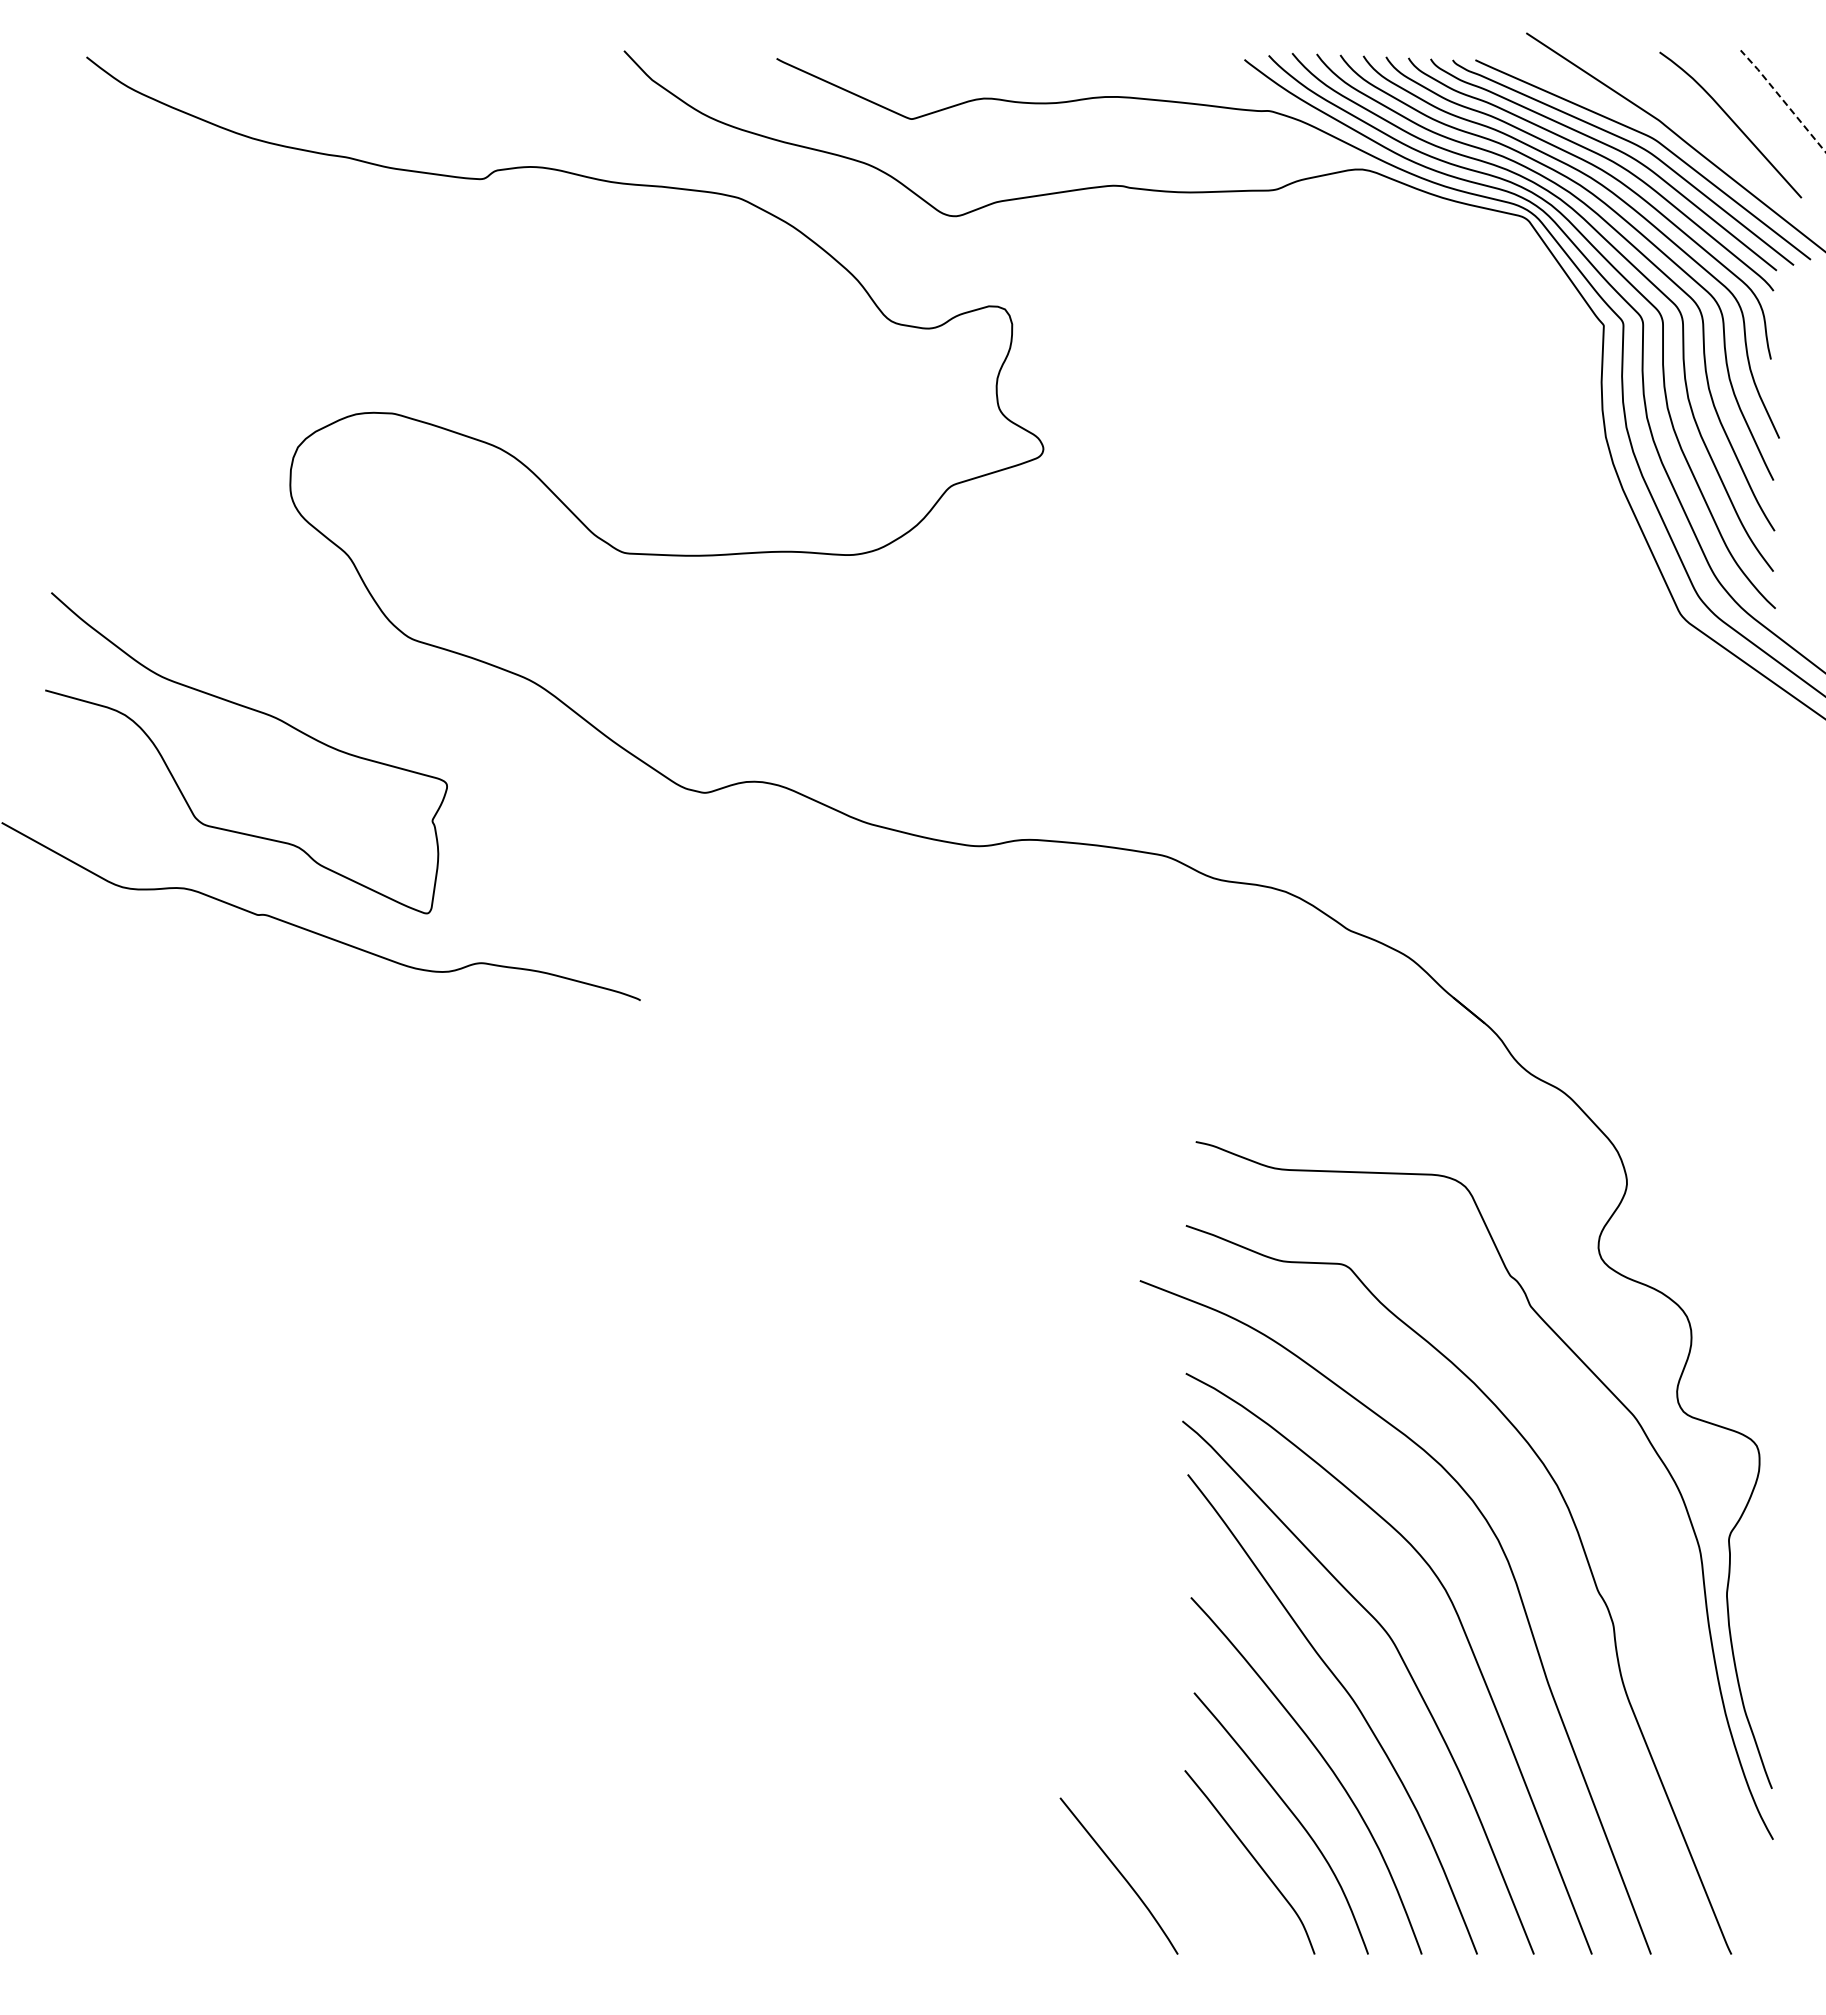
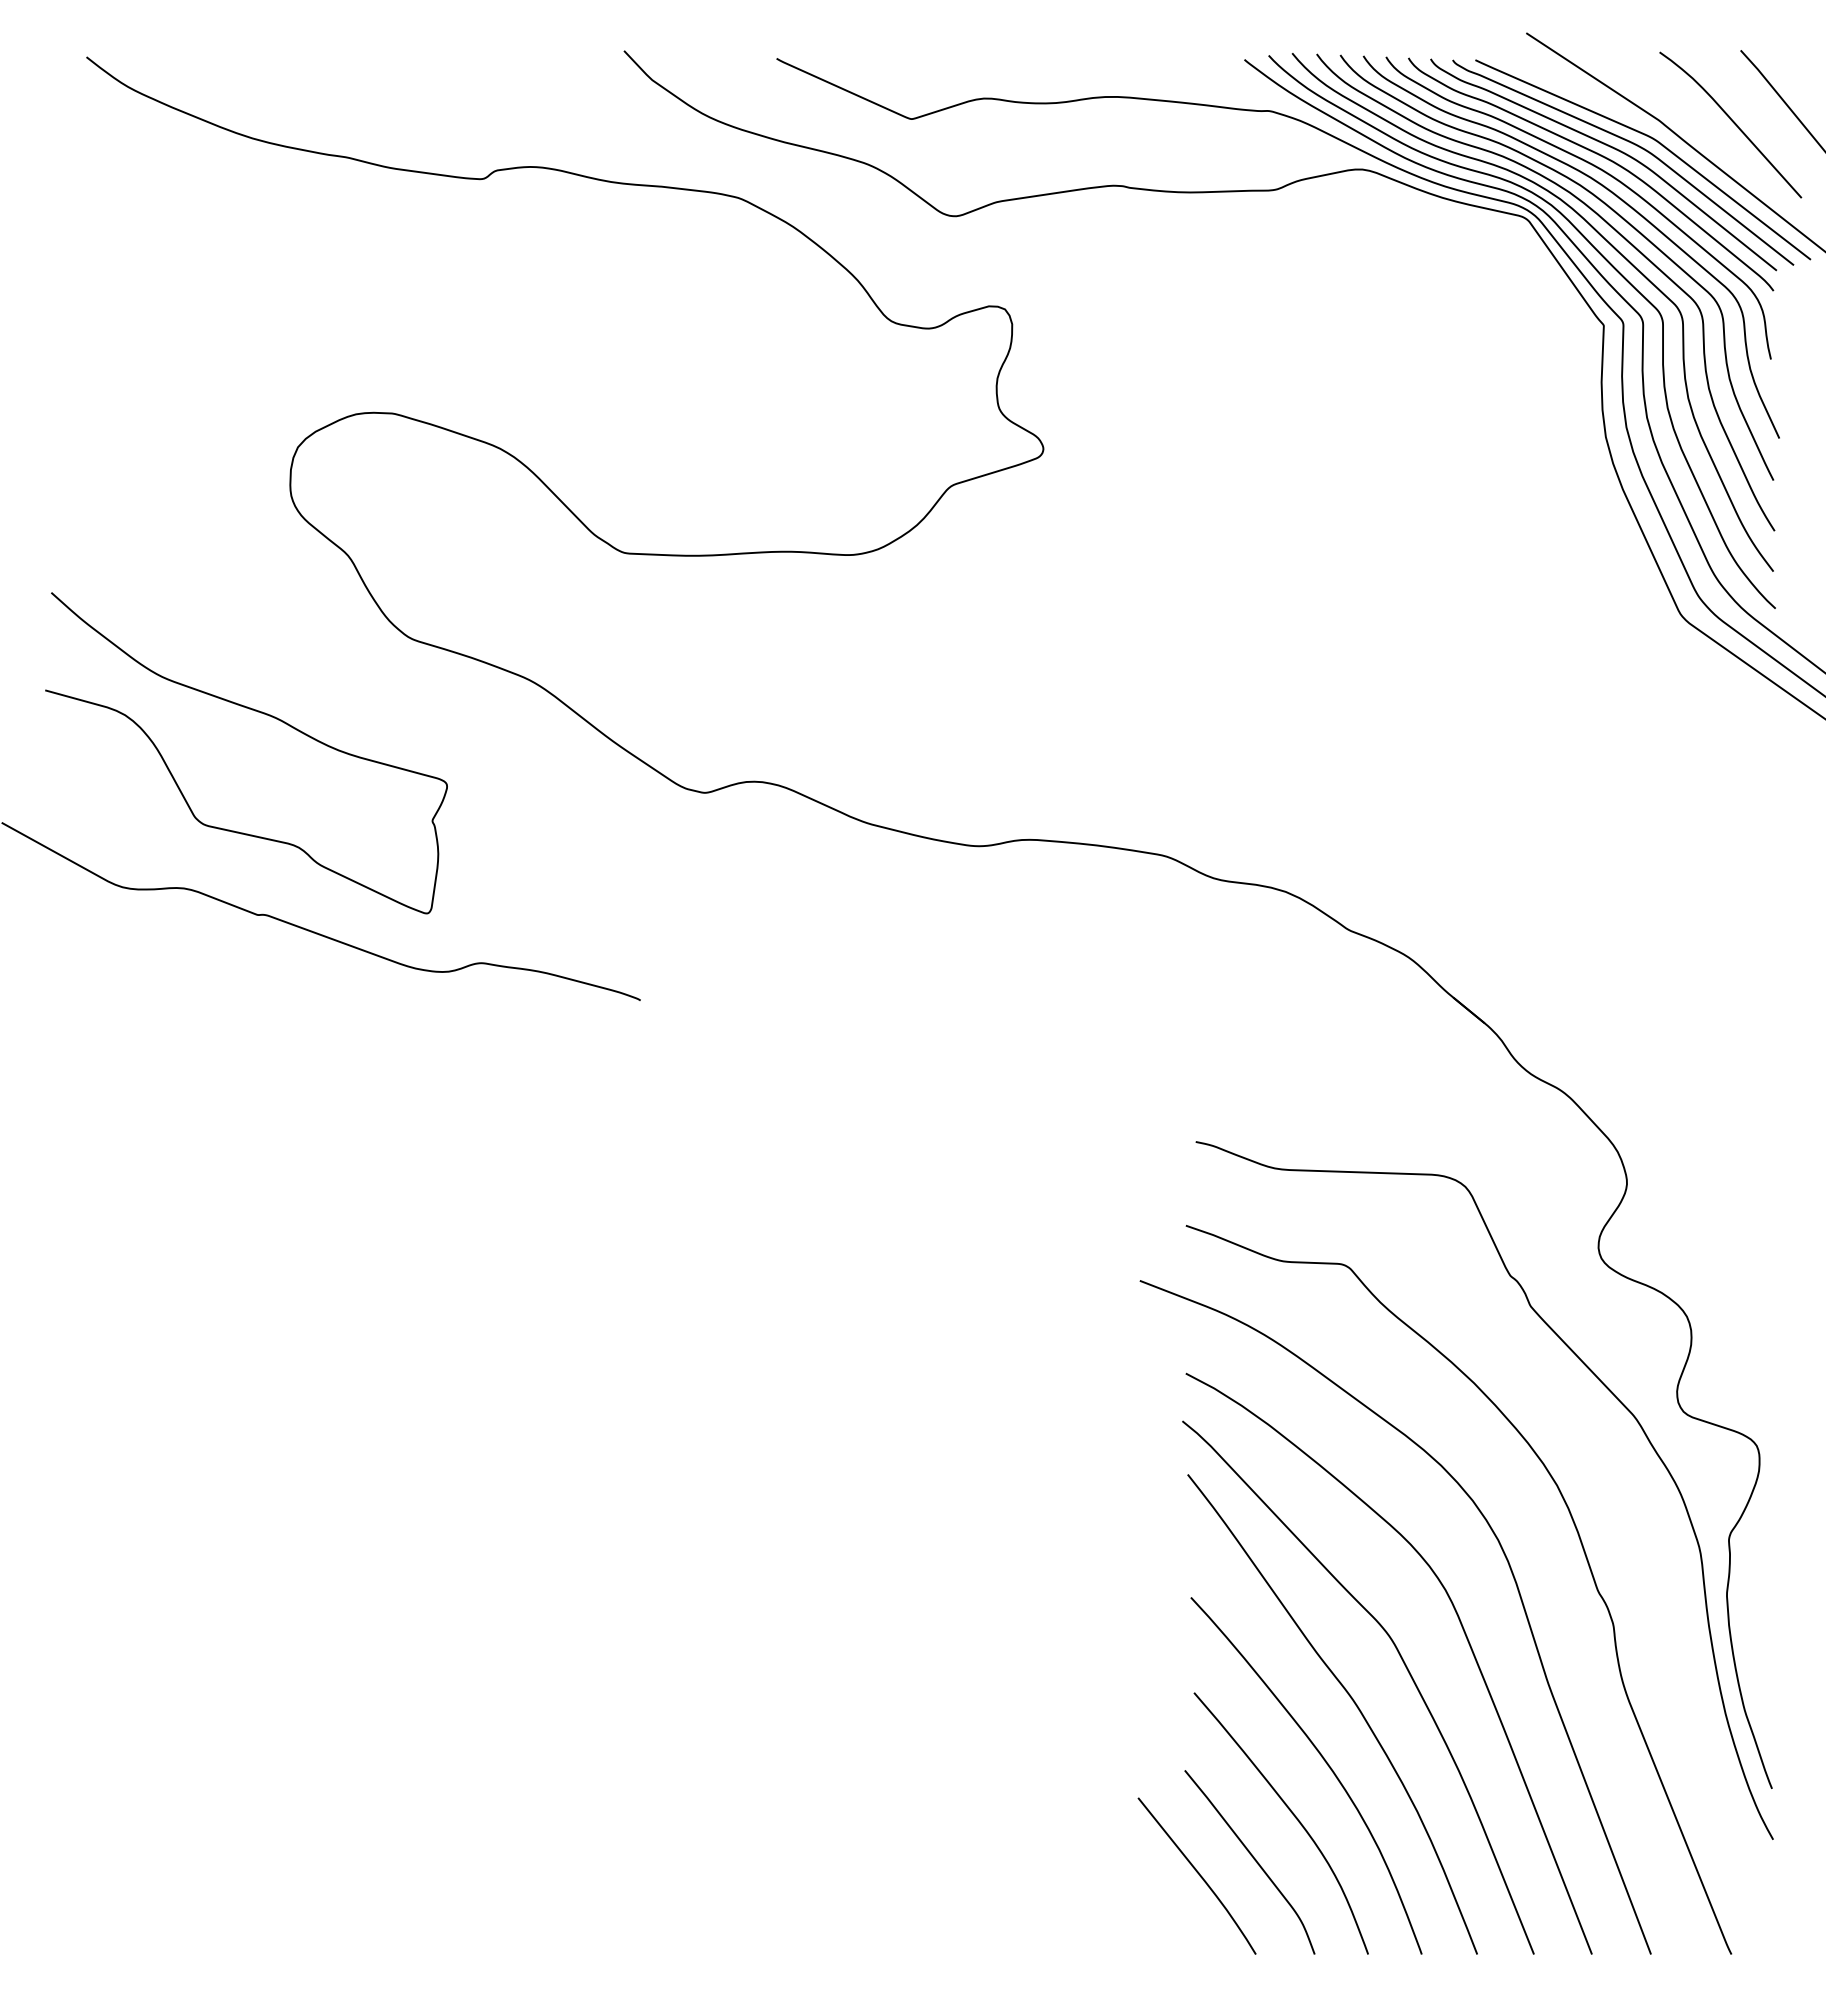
line: dashed -> solid (1783, 100)
curve position: (1119, 1873) -> (1197, 1873) (1197, 1873)
